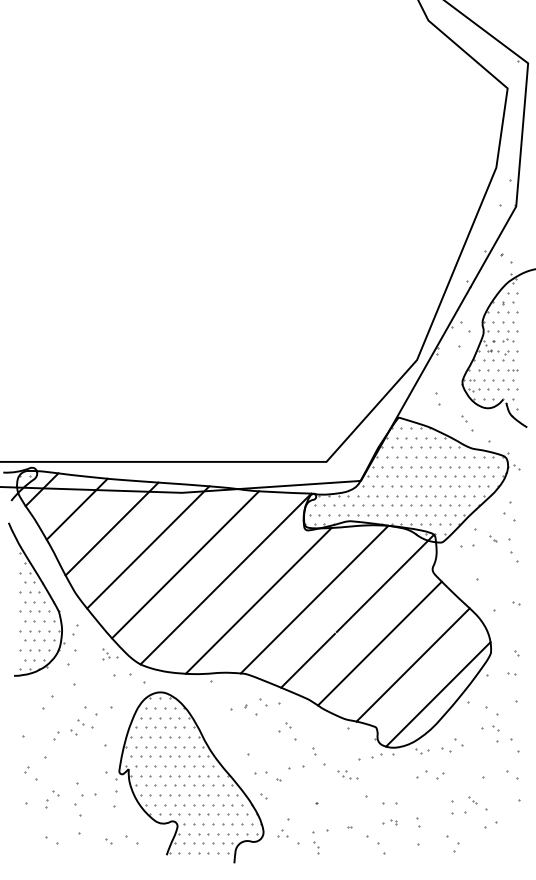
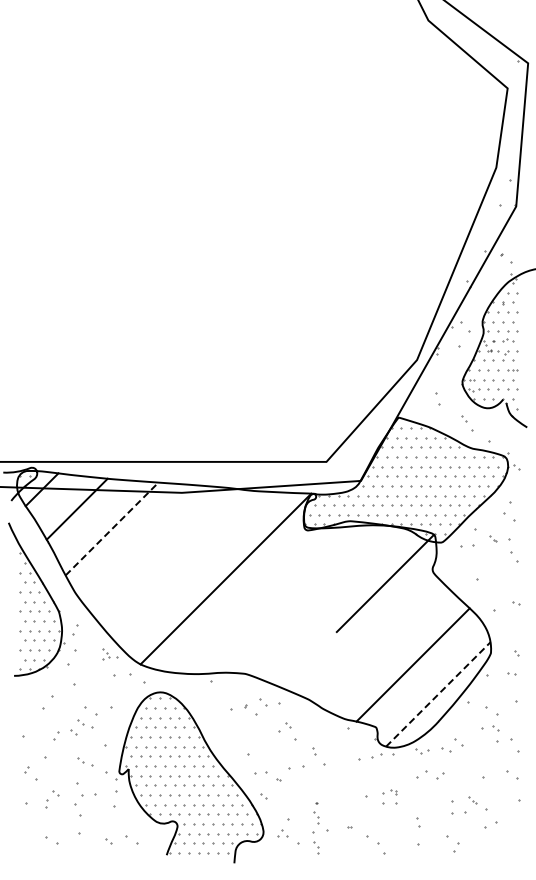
line: solid -> dashed (112, 529)
line: present -> none (148, 547)
line: present -> none (185, 564)
line: present -> none (314, 599)
line: present -> none (258, 600)
line: present -> none (379, 643)
line: present -> none (307, 660)
line: solid -> dashed (438, 694)
part: none -> present (85, 761)
part: present -> none (347, 774)
part: none -> present (316, 817)
part position: (389, 822) -> (389, 792) (389, 792)
